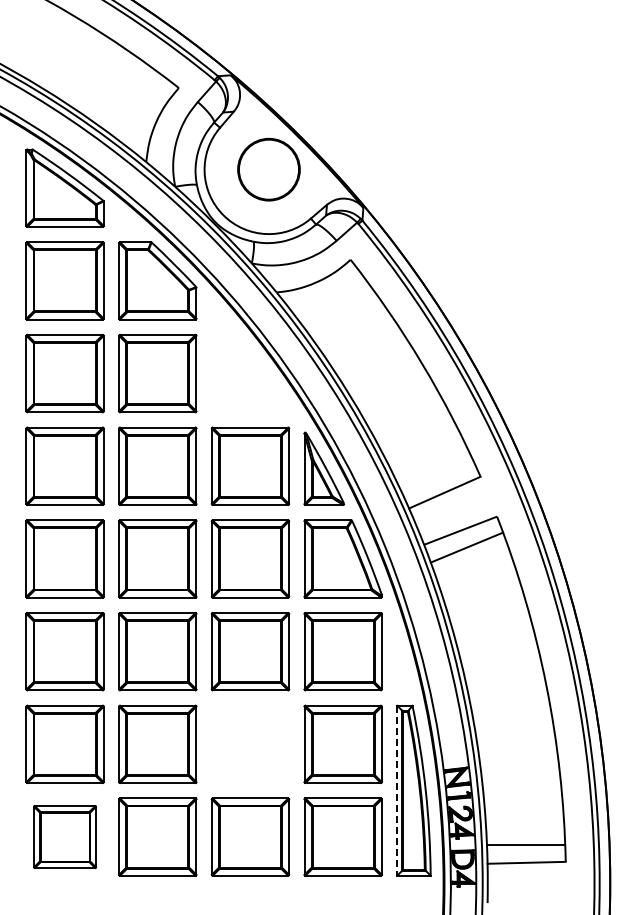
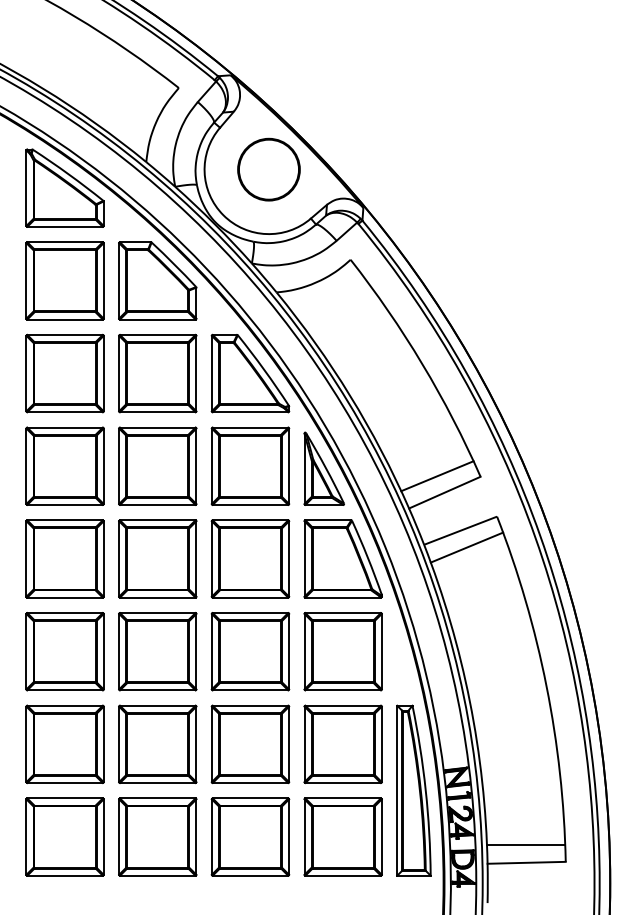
part: none -> present (250, 373)
line: none -> present (437, 476)
part: none -> present (250, 744)
line: dashed -> solid (397, 790)
part size: 64x64 px -> 80x80 px (64, 836)
